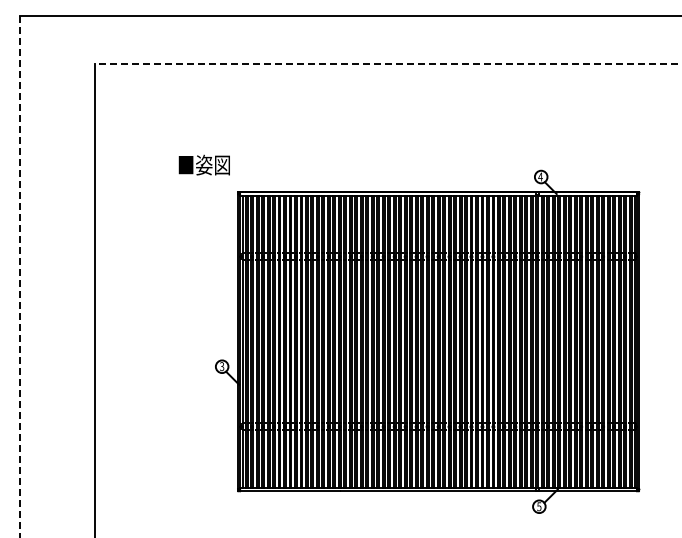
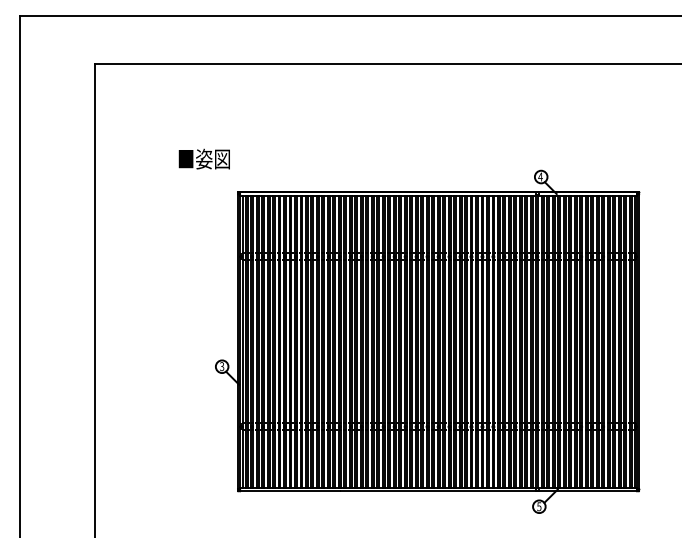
line: dashed -> solid (387, 64)
text position: (203, 164) -> (203, 158) (203, 158)
line: dashed -> solid (20, 277)
